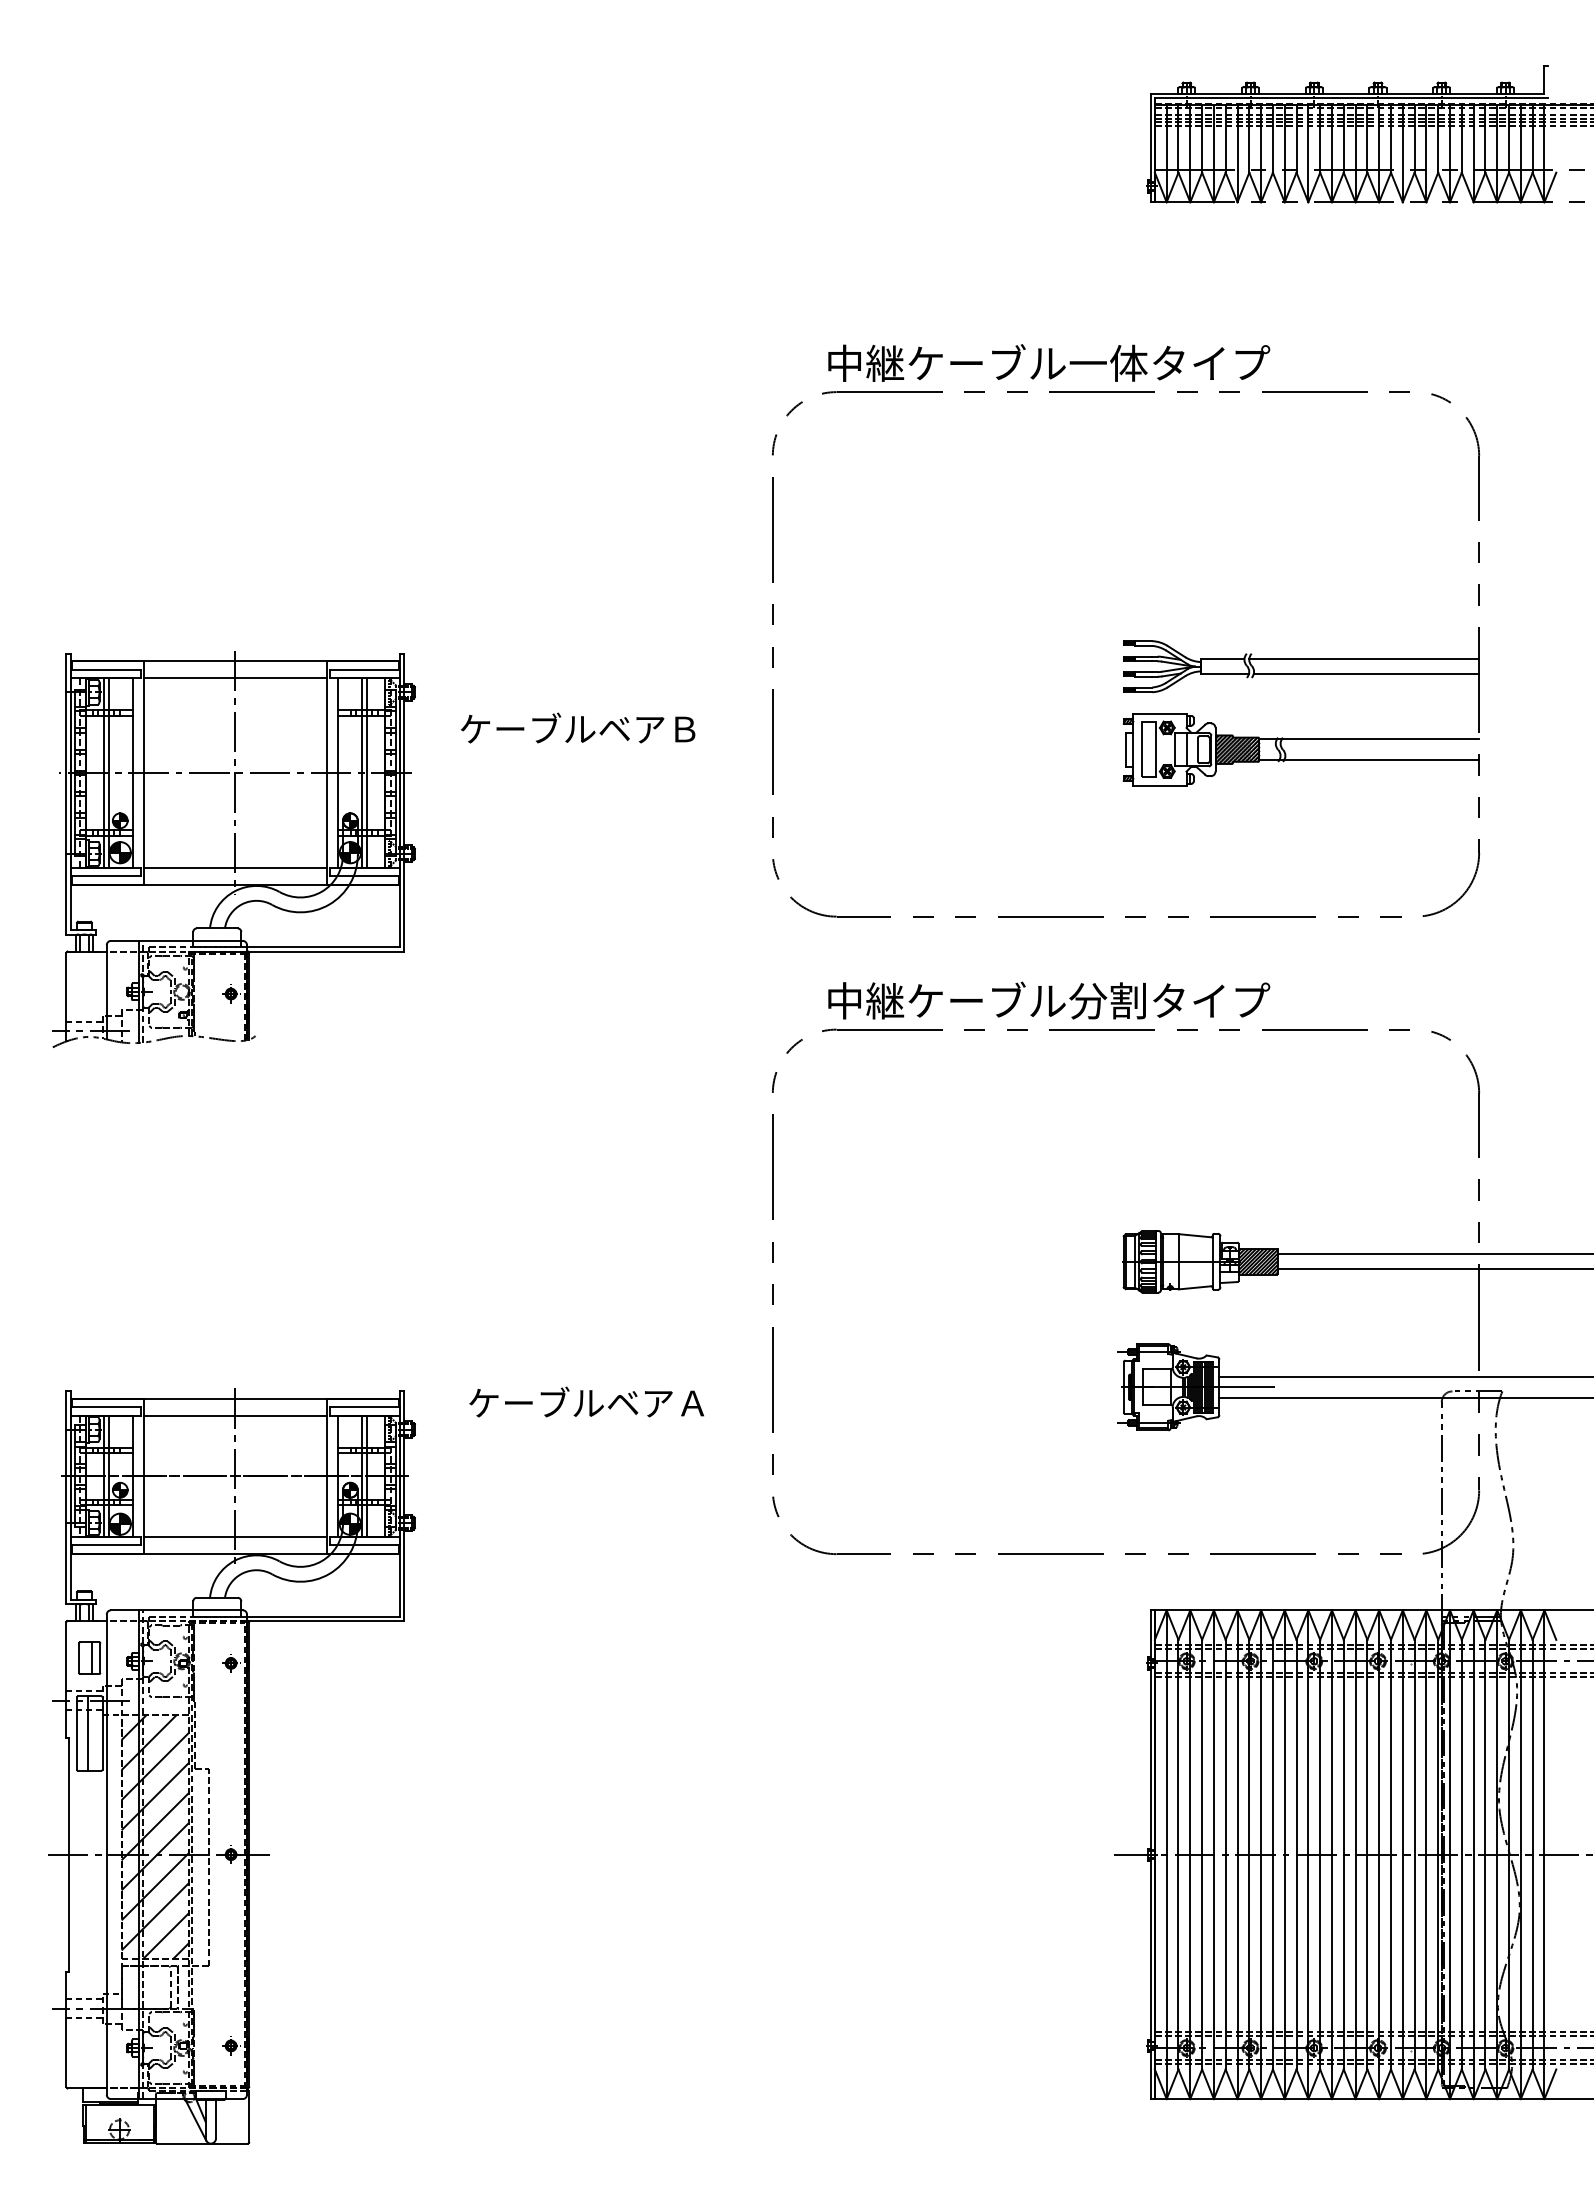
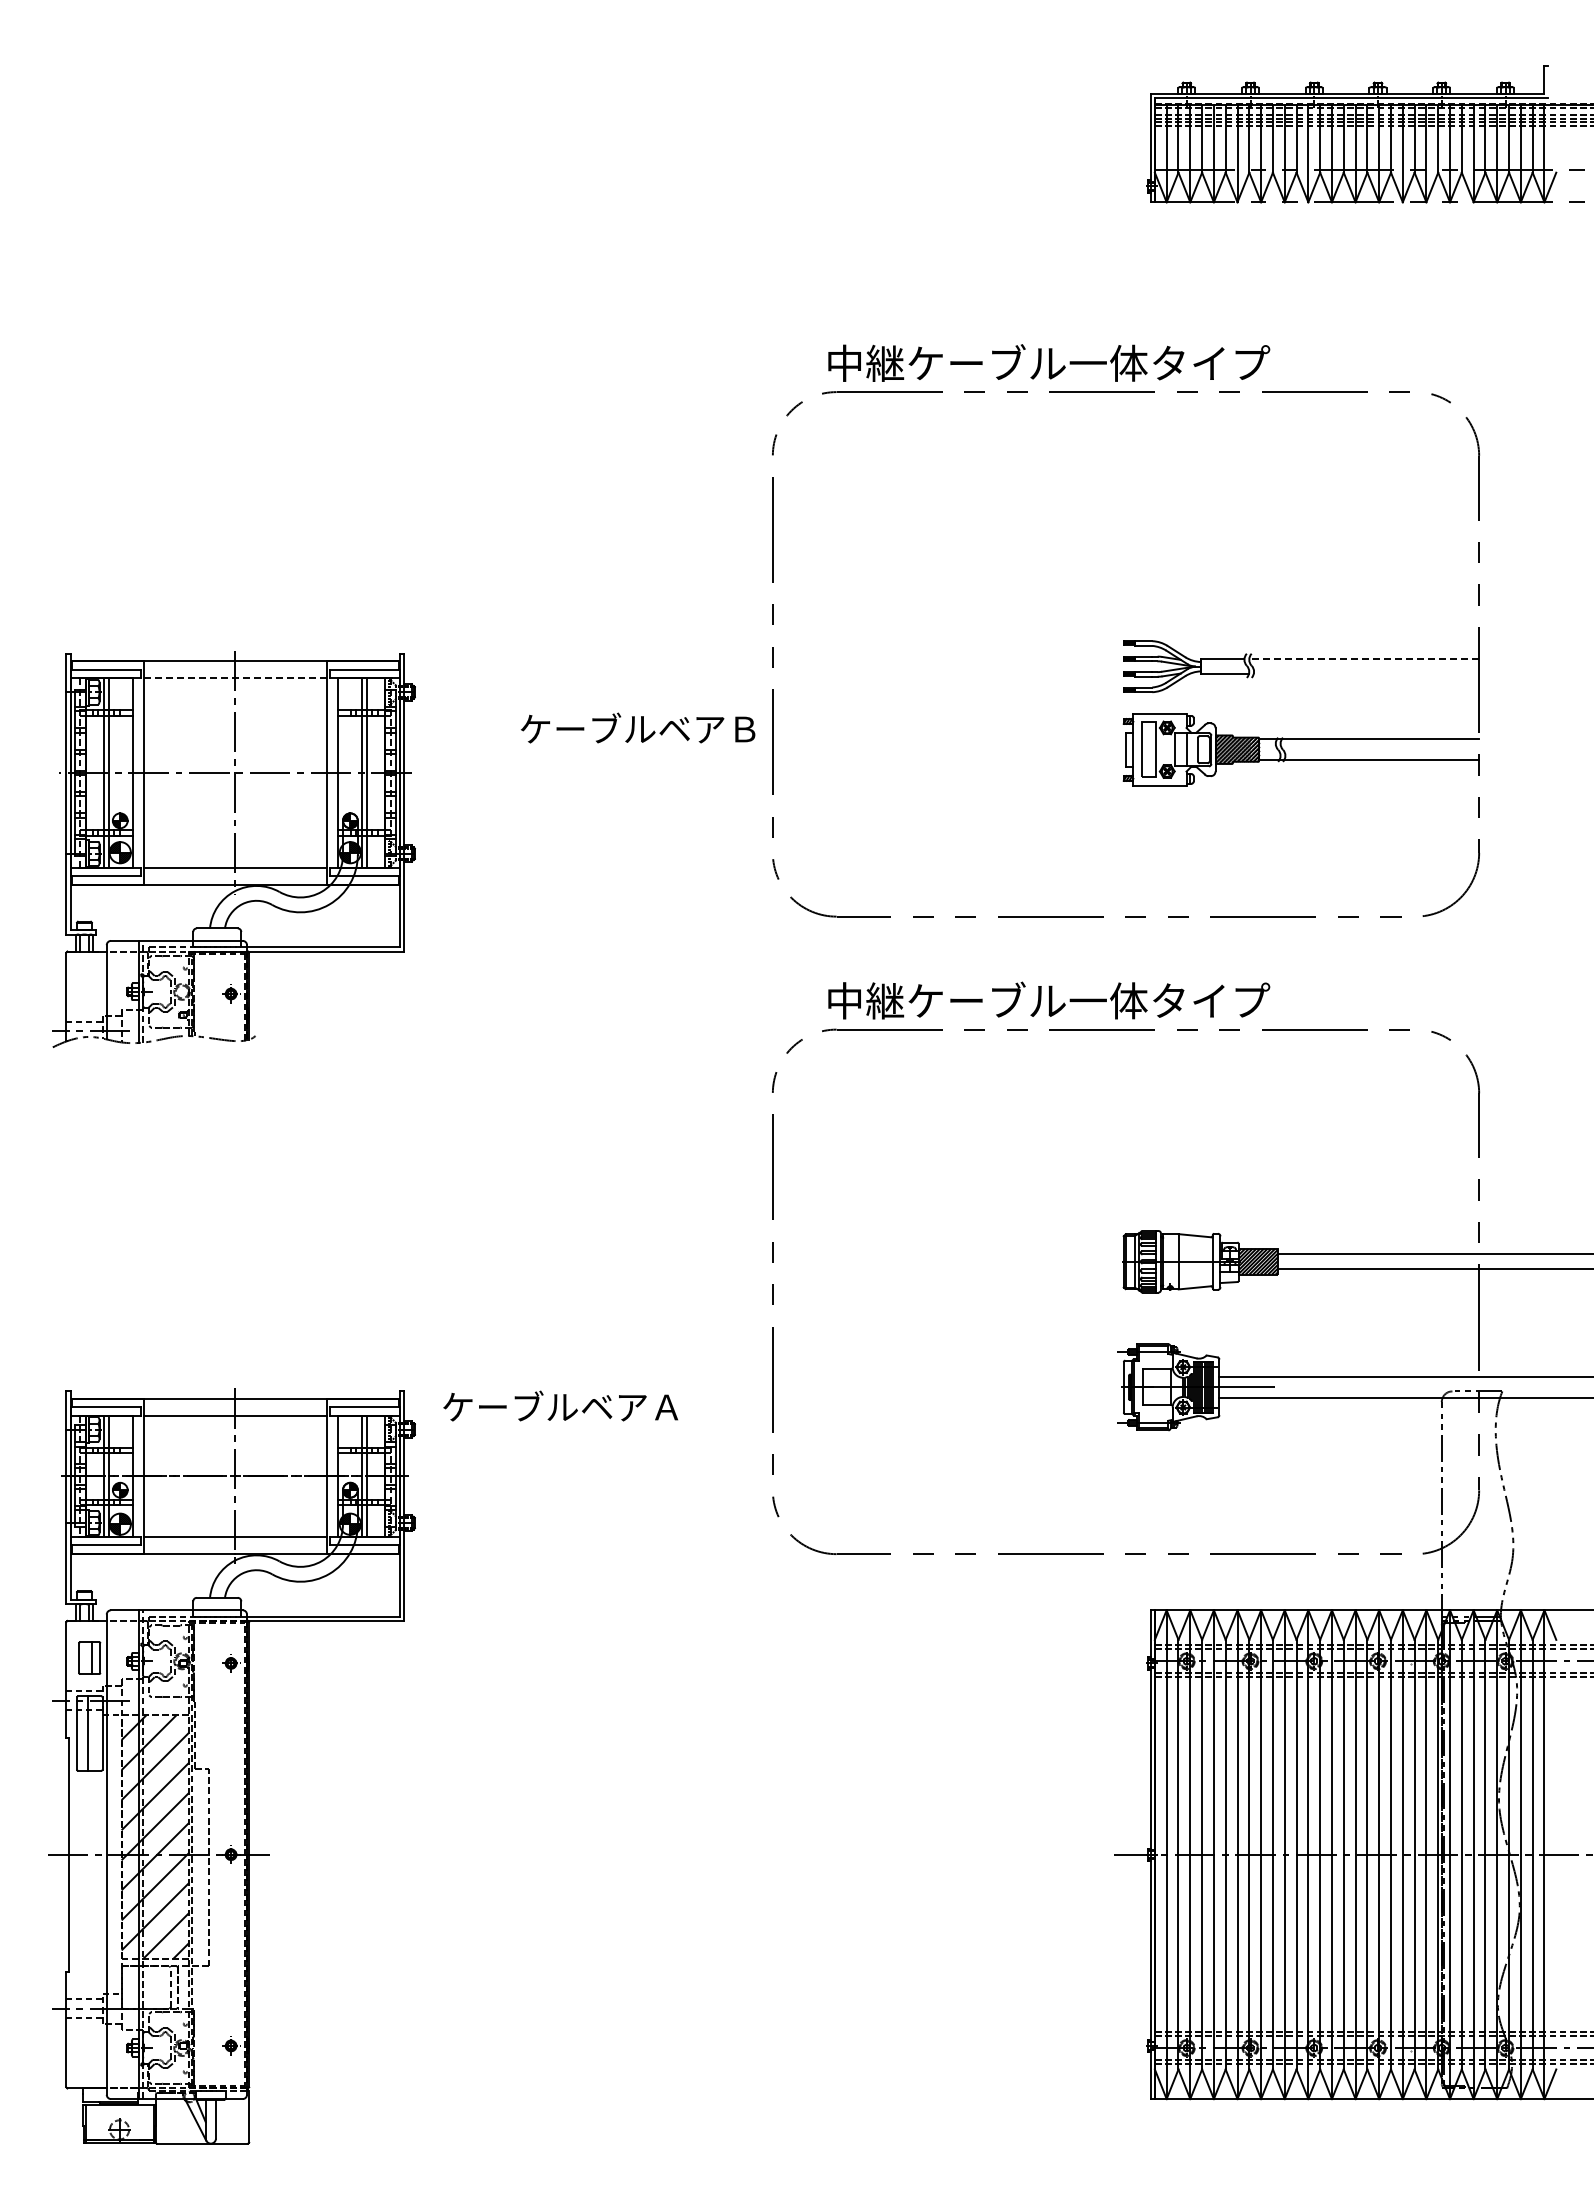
line: solid -> dashed (1364, 659)
line: present -> none (1366, 674)
line: solid -> dashed (234, 678)
text position: (577, 727) -> (637, 727) (637, 727)
text: 中継ケーブル分割タイプ -> 中継ケーブル一体タイプ (1108, 1000)
text position: (586, 1401) -> (560, 1405) (560, 1405)
